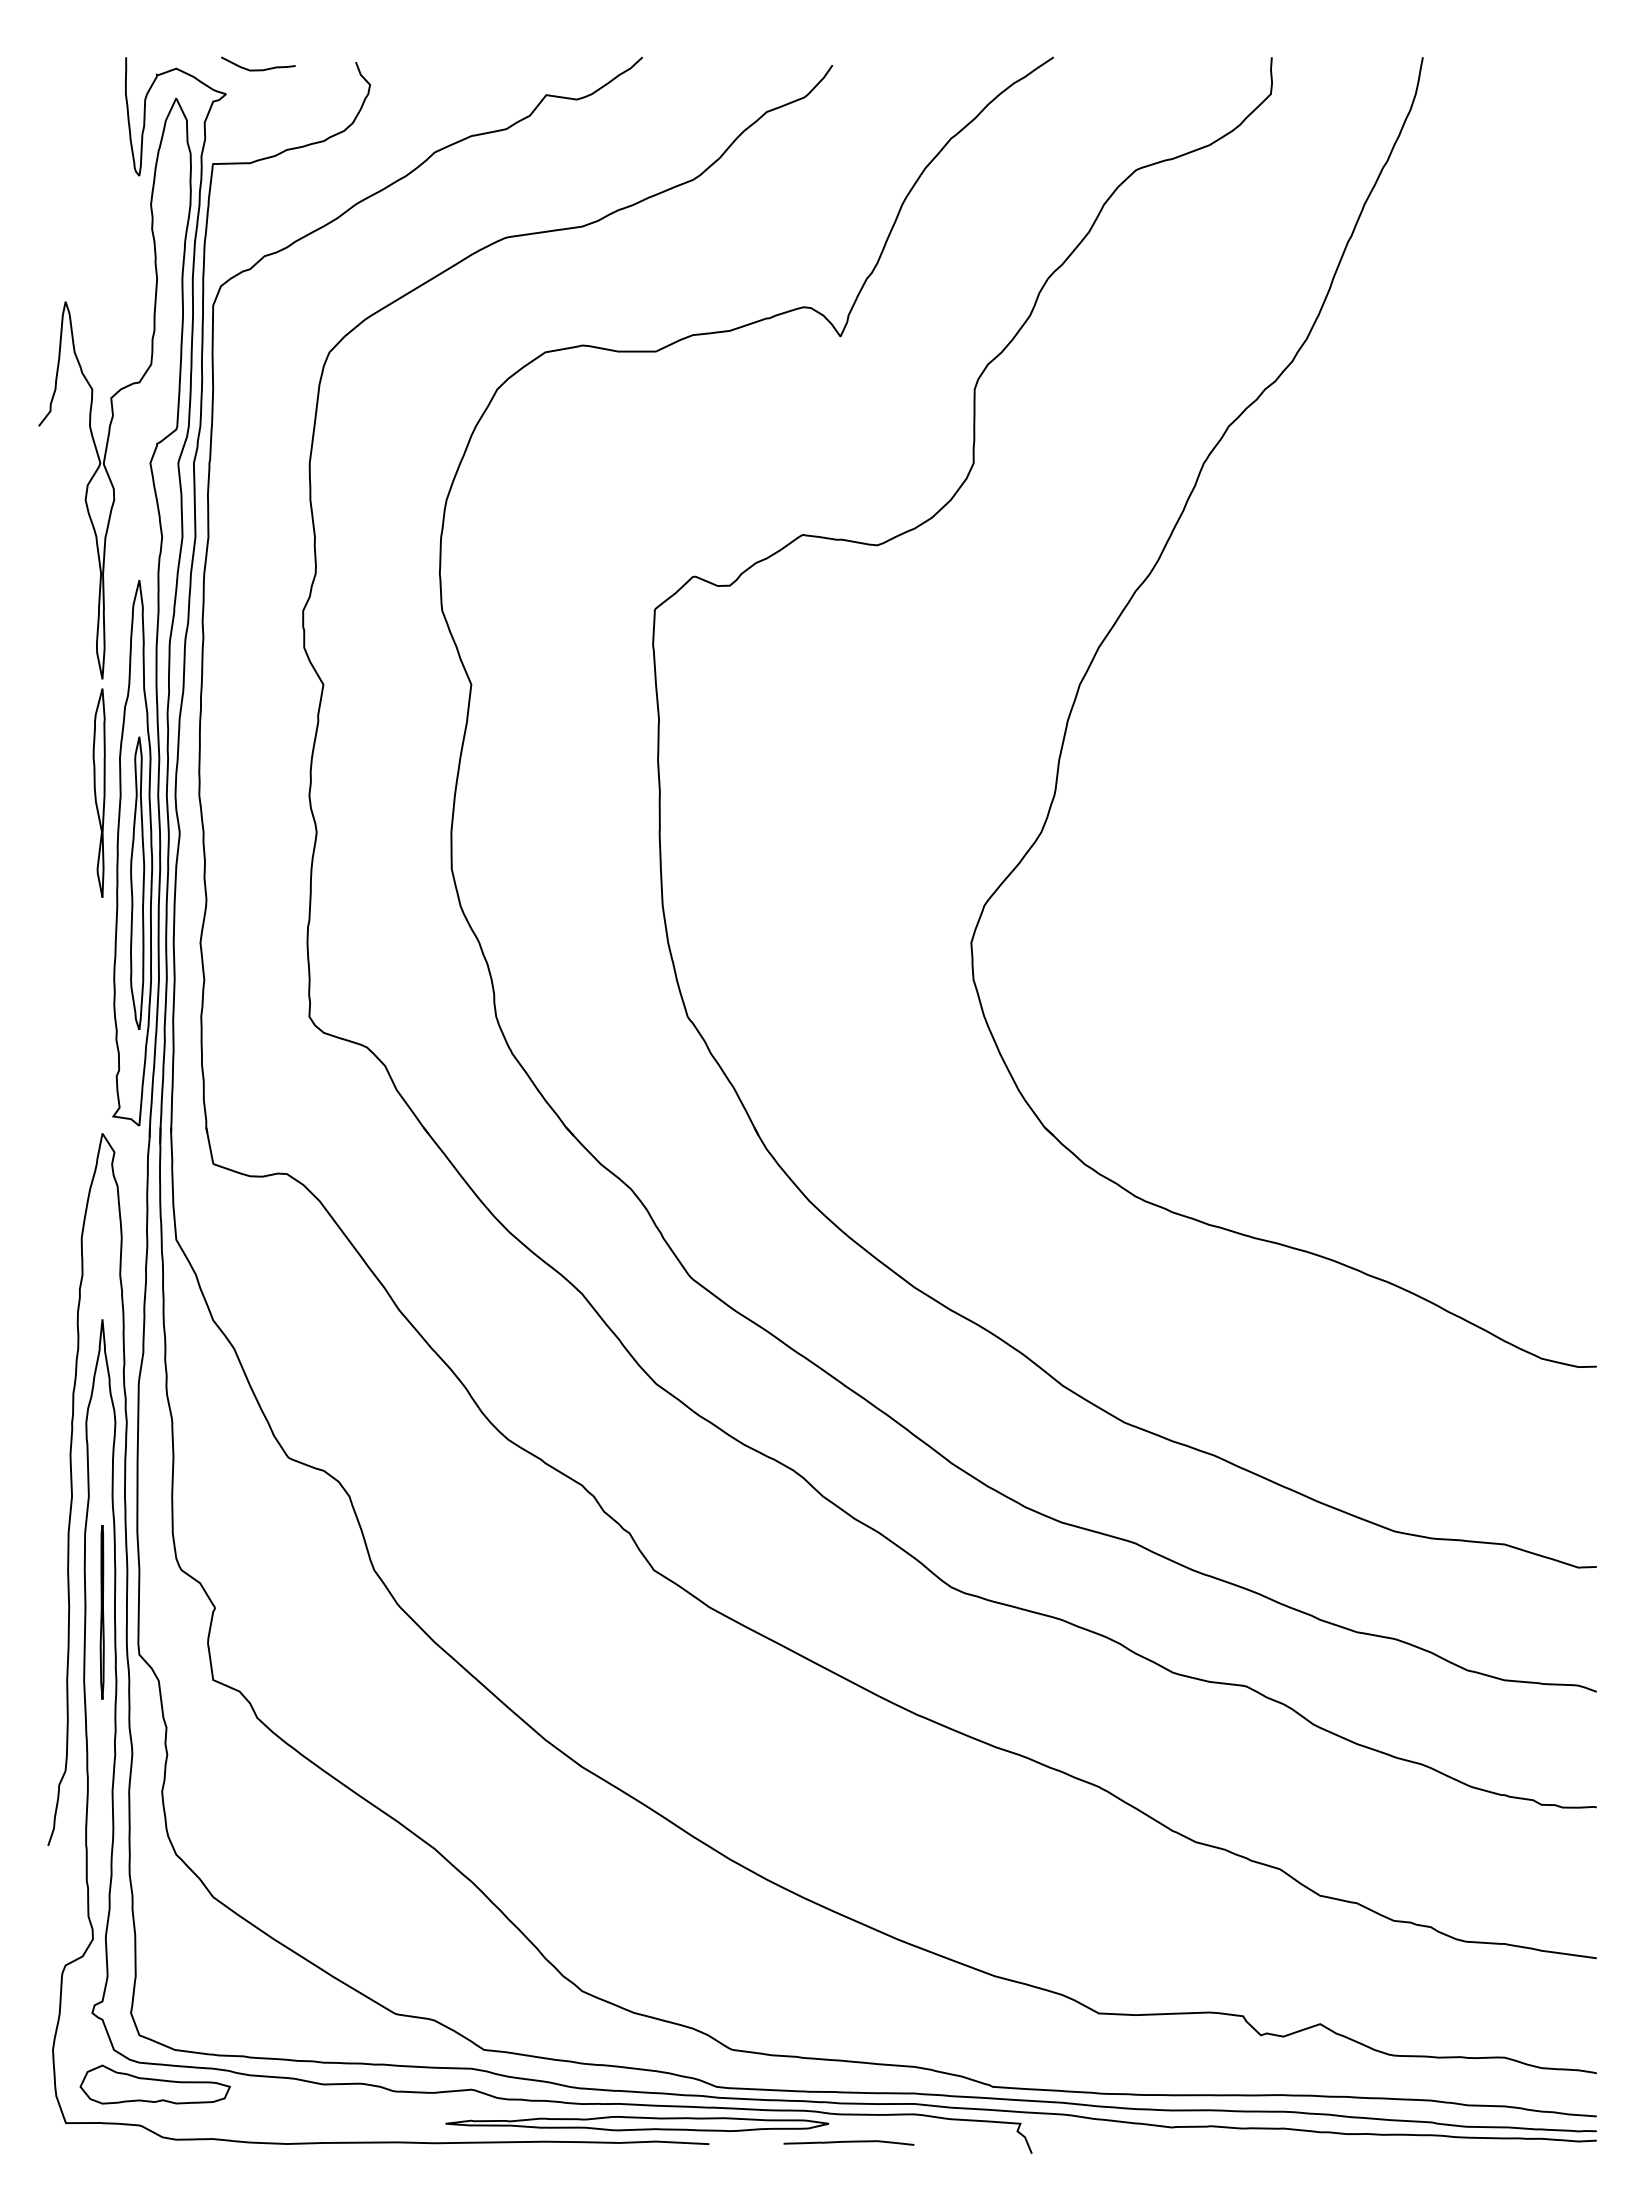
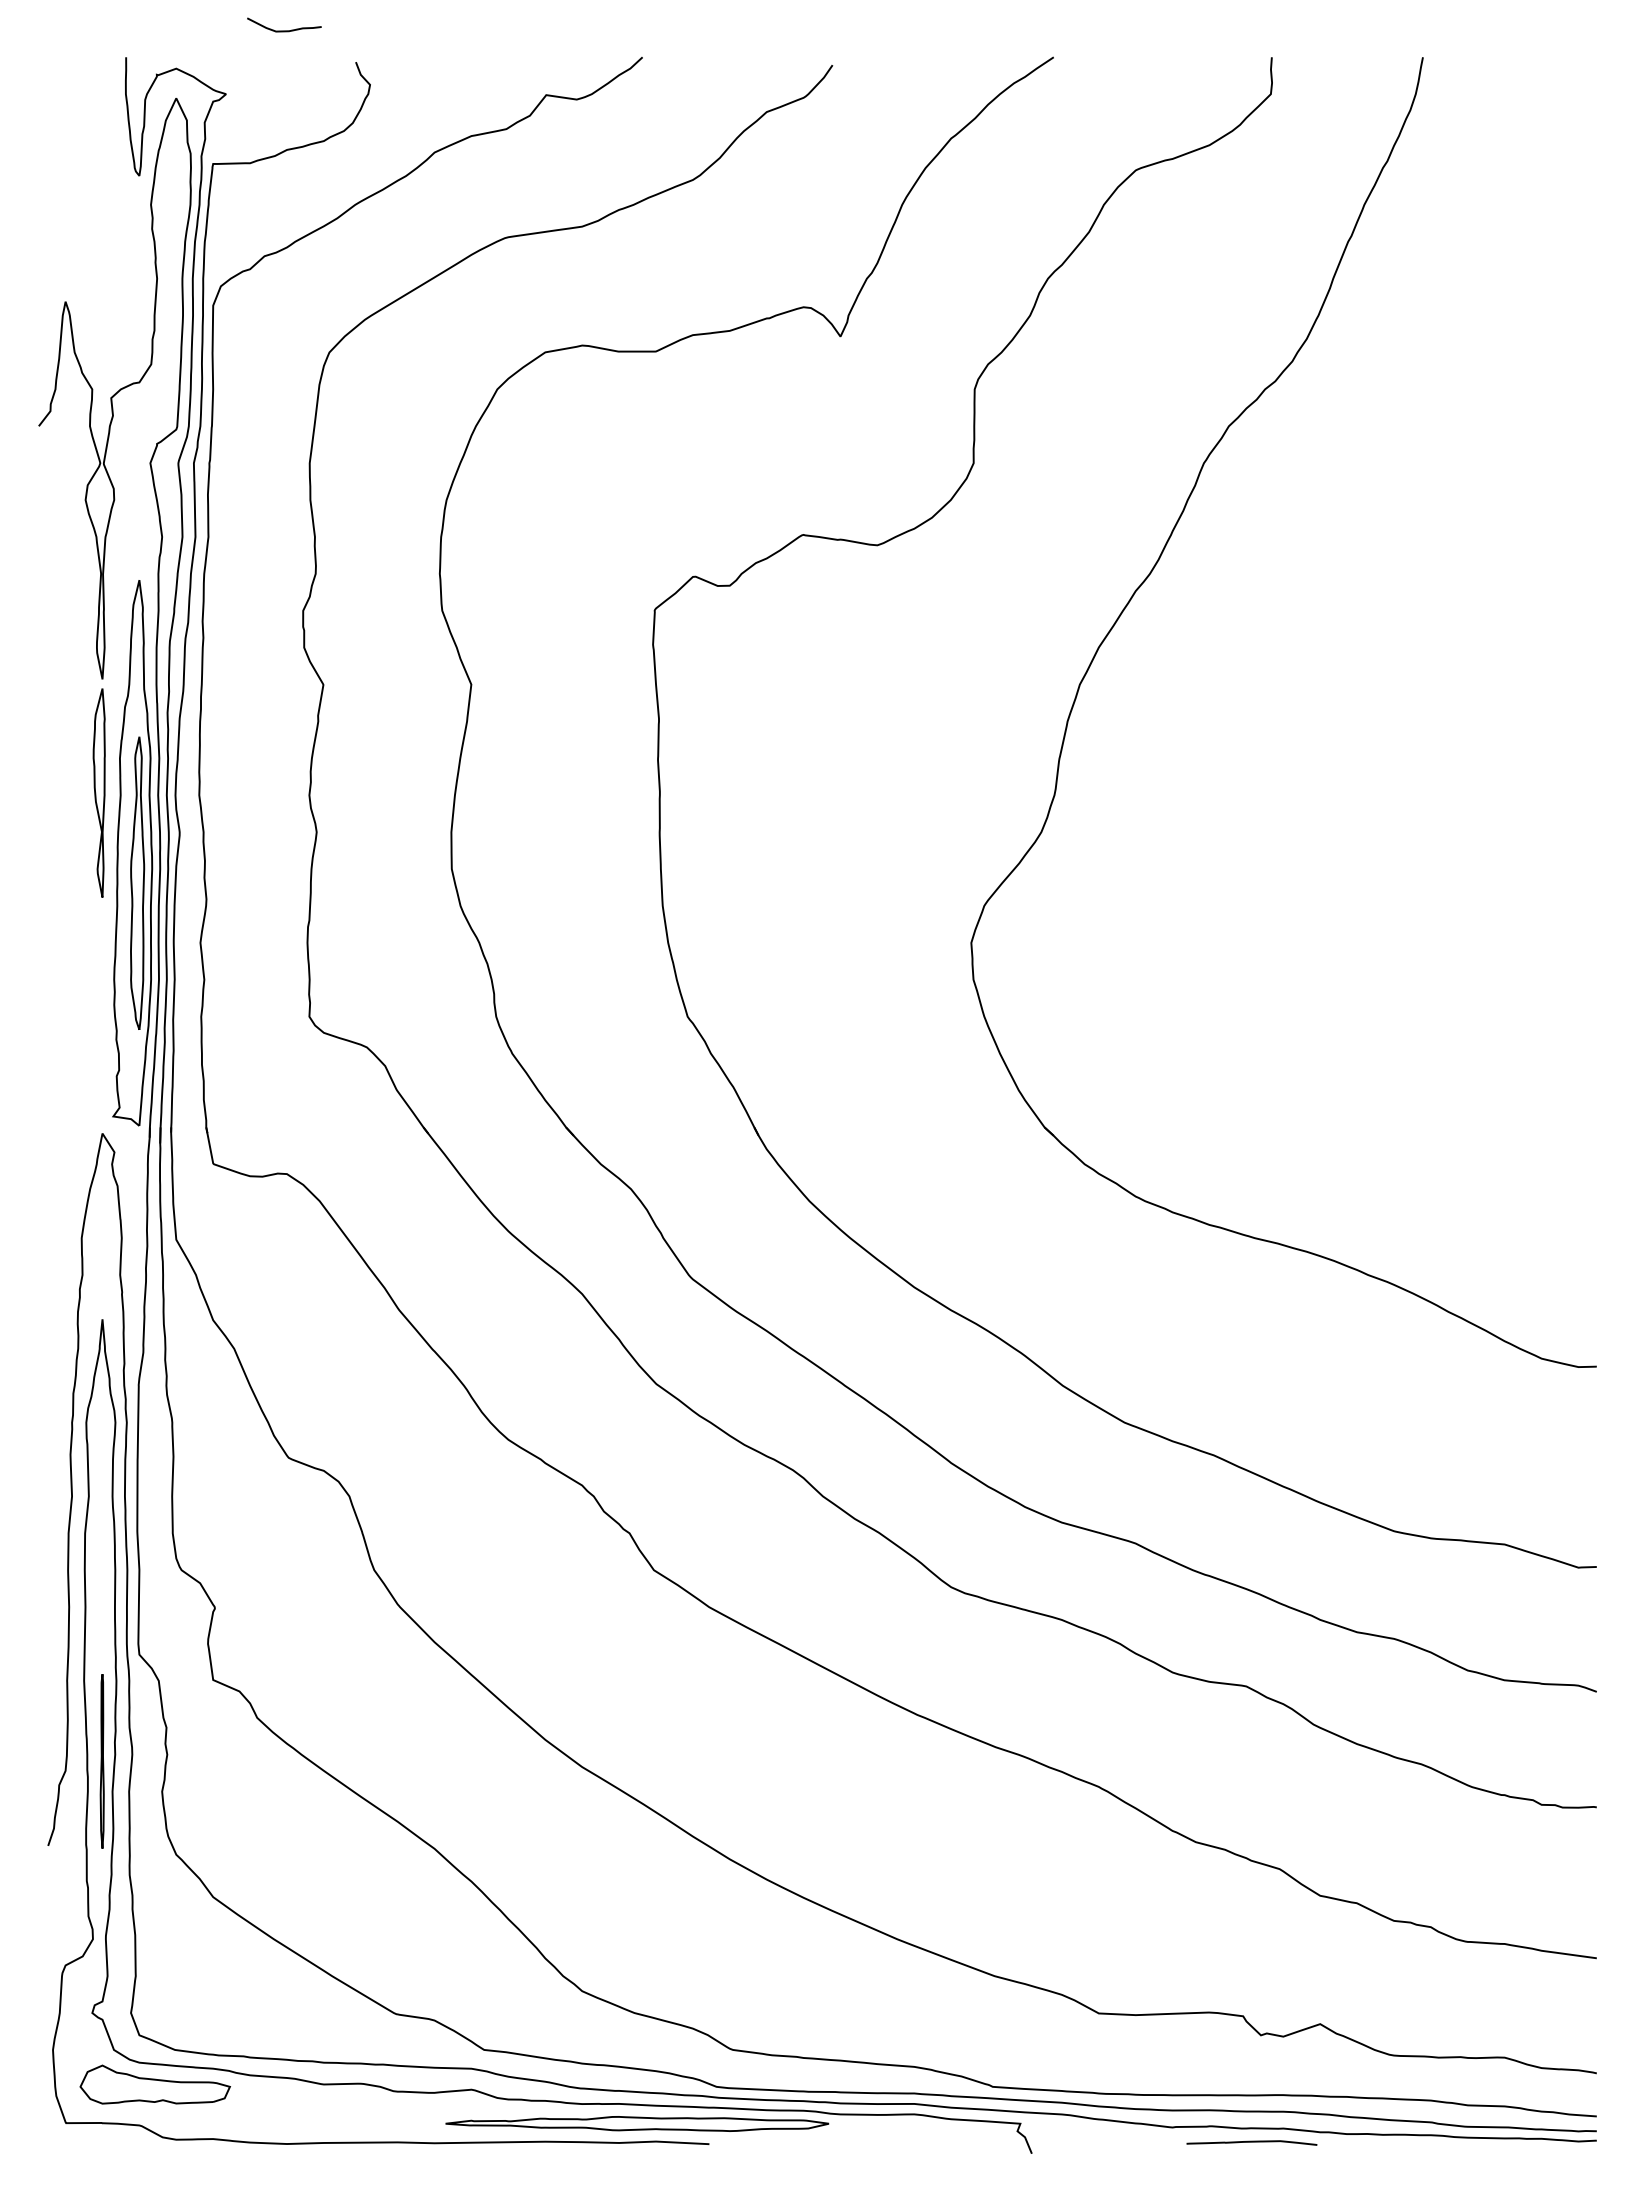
curve position: (258, 69) -> (284, 30) (284, 30)
part position: (101, 1612) -> (101, 1761) (101, 1761)
curve position: (848, 2142) -> (1251, 2142) (1251, 2142)
